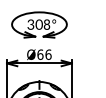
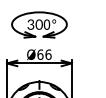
text: 8° -> 0° (46, 24)
